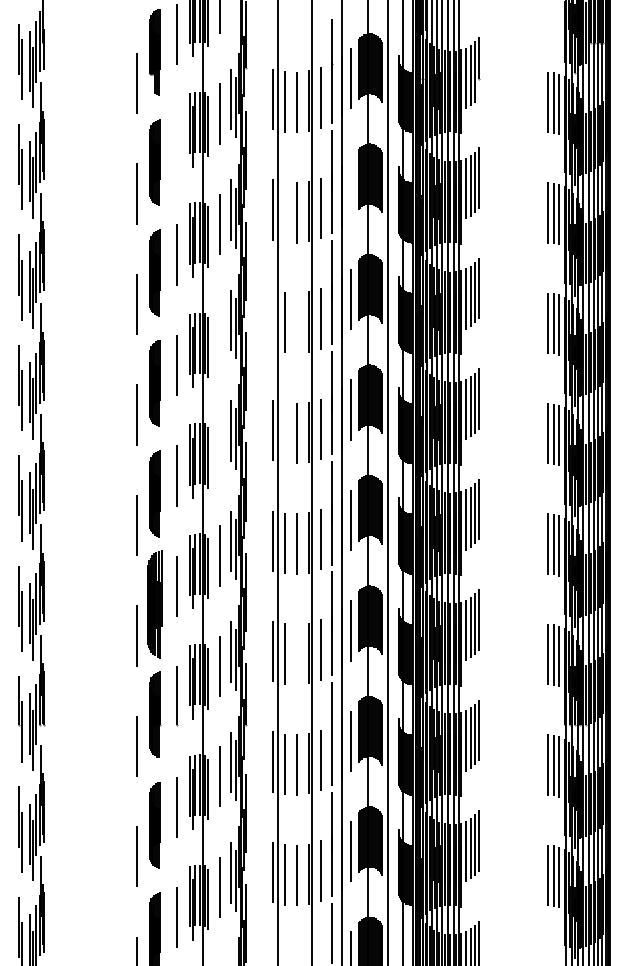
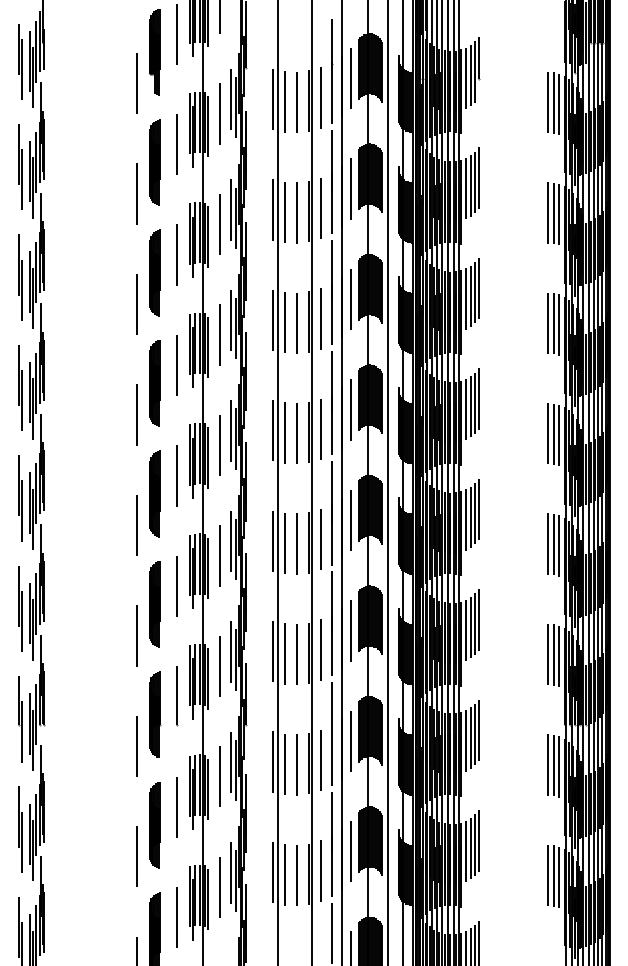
line: none -> present (177, 144)
line: none -> present (351, 188)
line: none -> present (285, 211)
line: none -> present (273, 320)
line: none -> present (297, 322)
line: none -> present (219, 334)
line: none -> present (285, 432)
line: none -> present (220, 445)
part size: 16x109 px -> 12x87 px (154, 604)
line: none -> present (297, 654)
